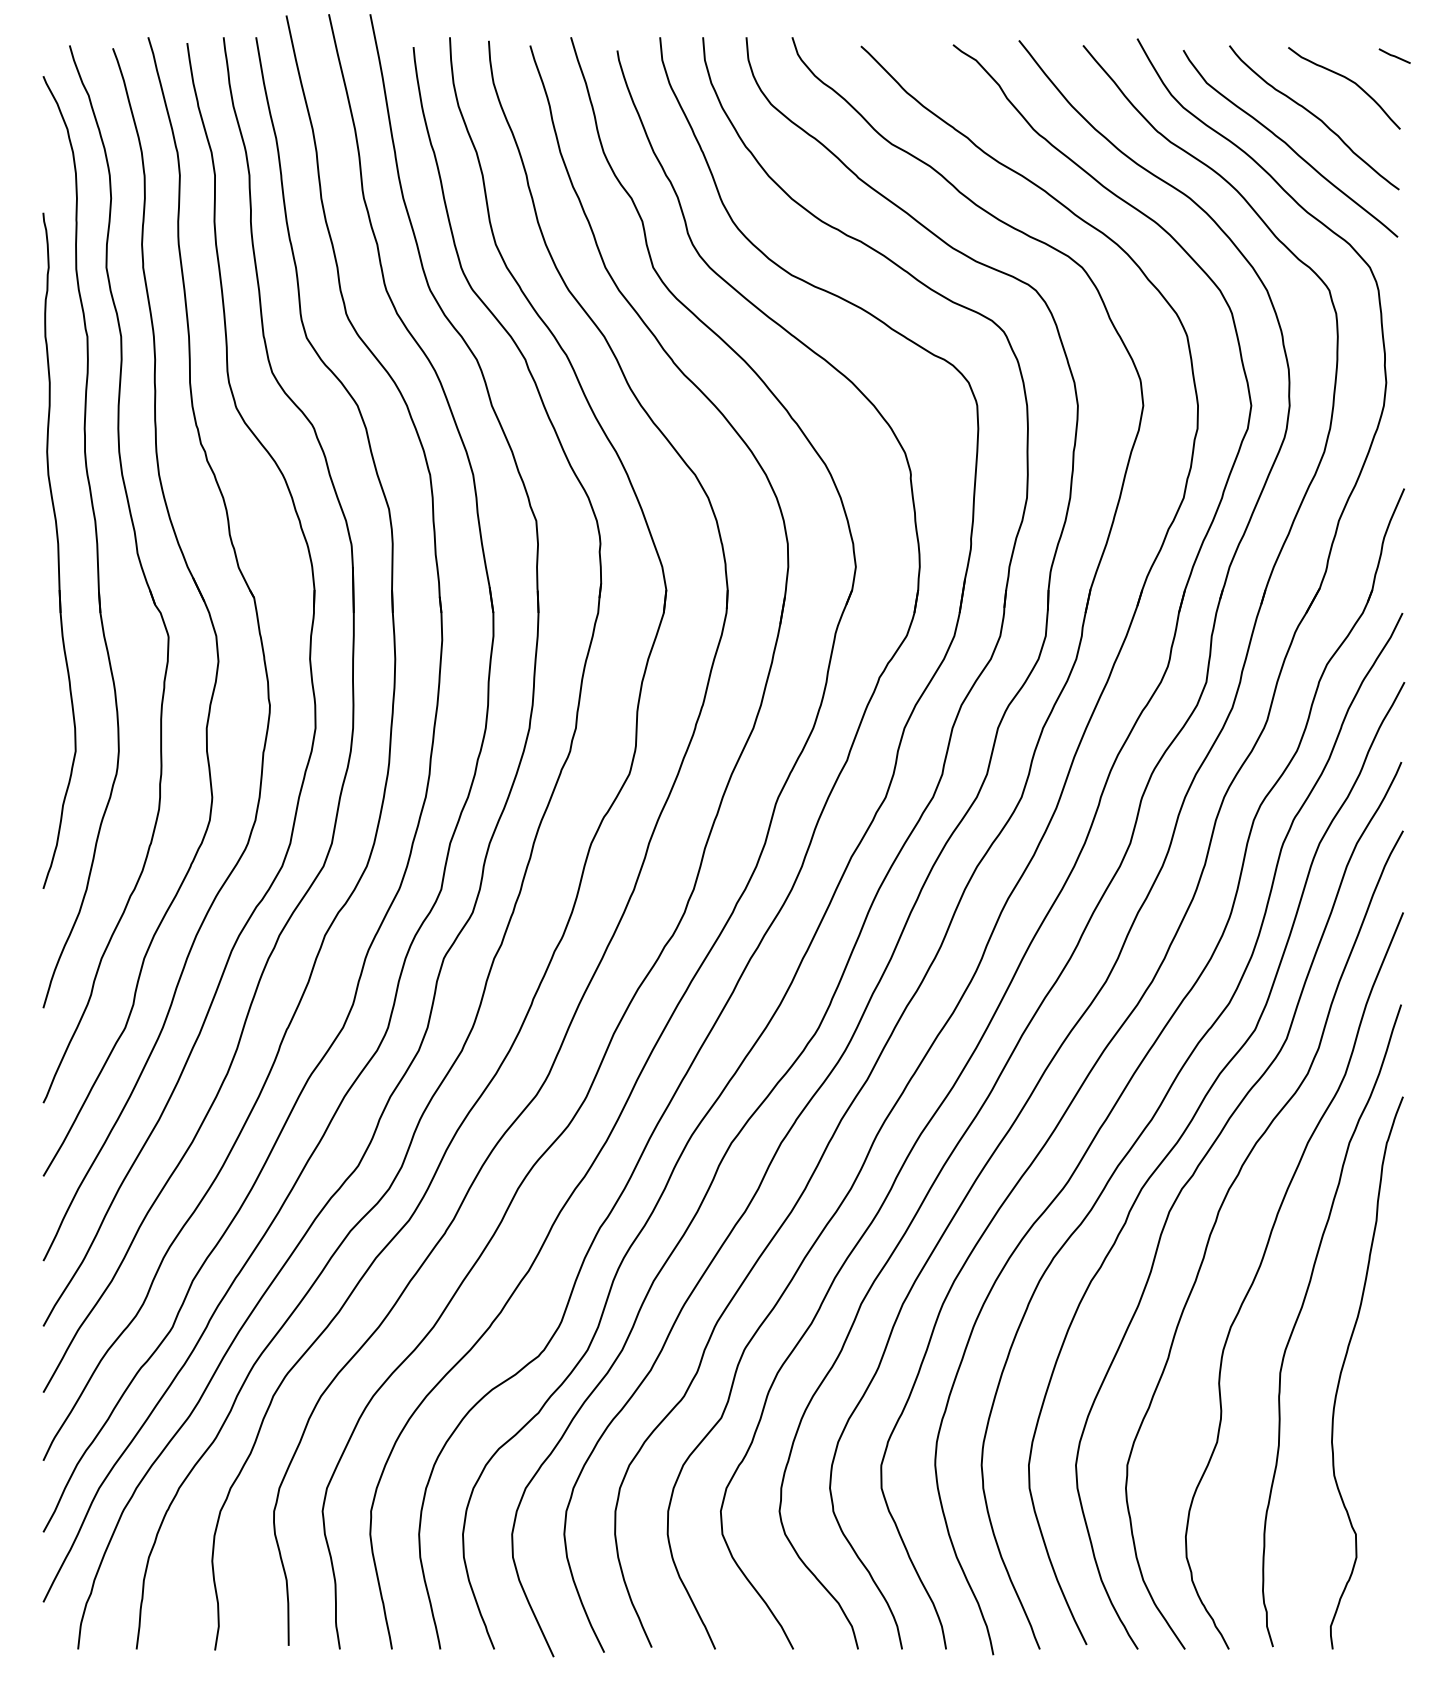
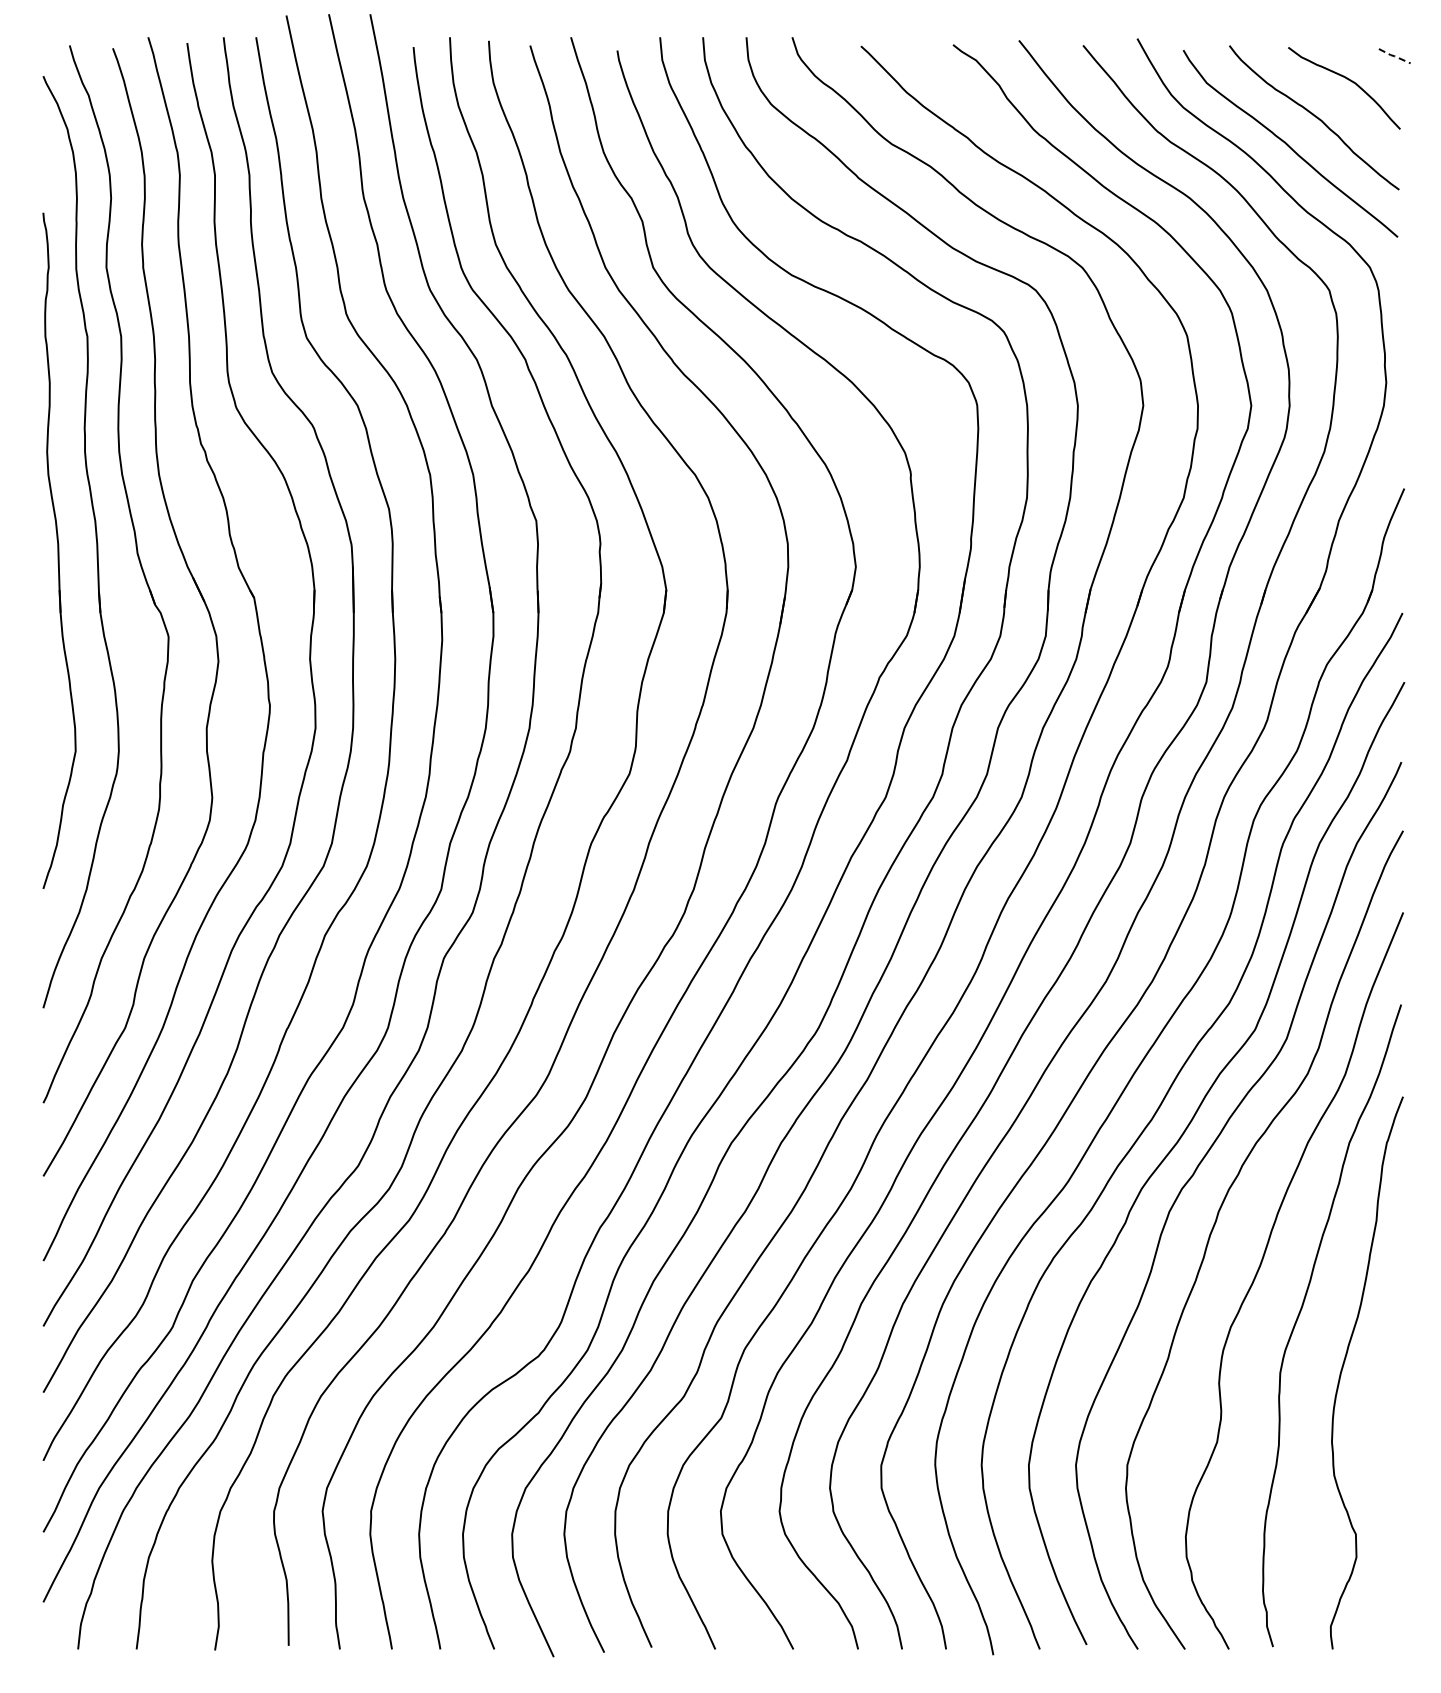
line: solid -> dashed (1394, 56)
